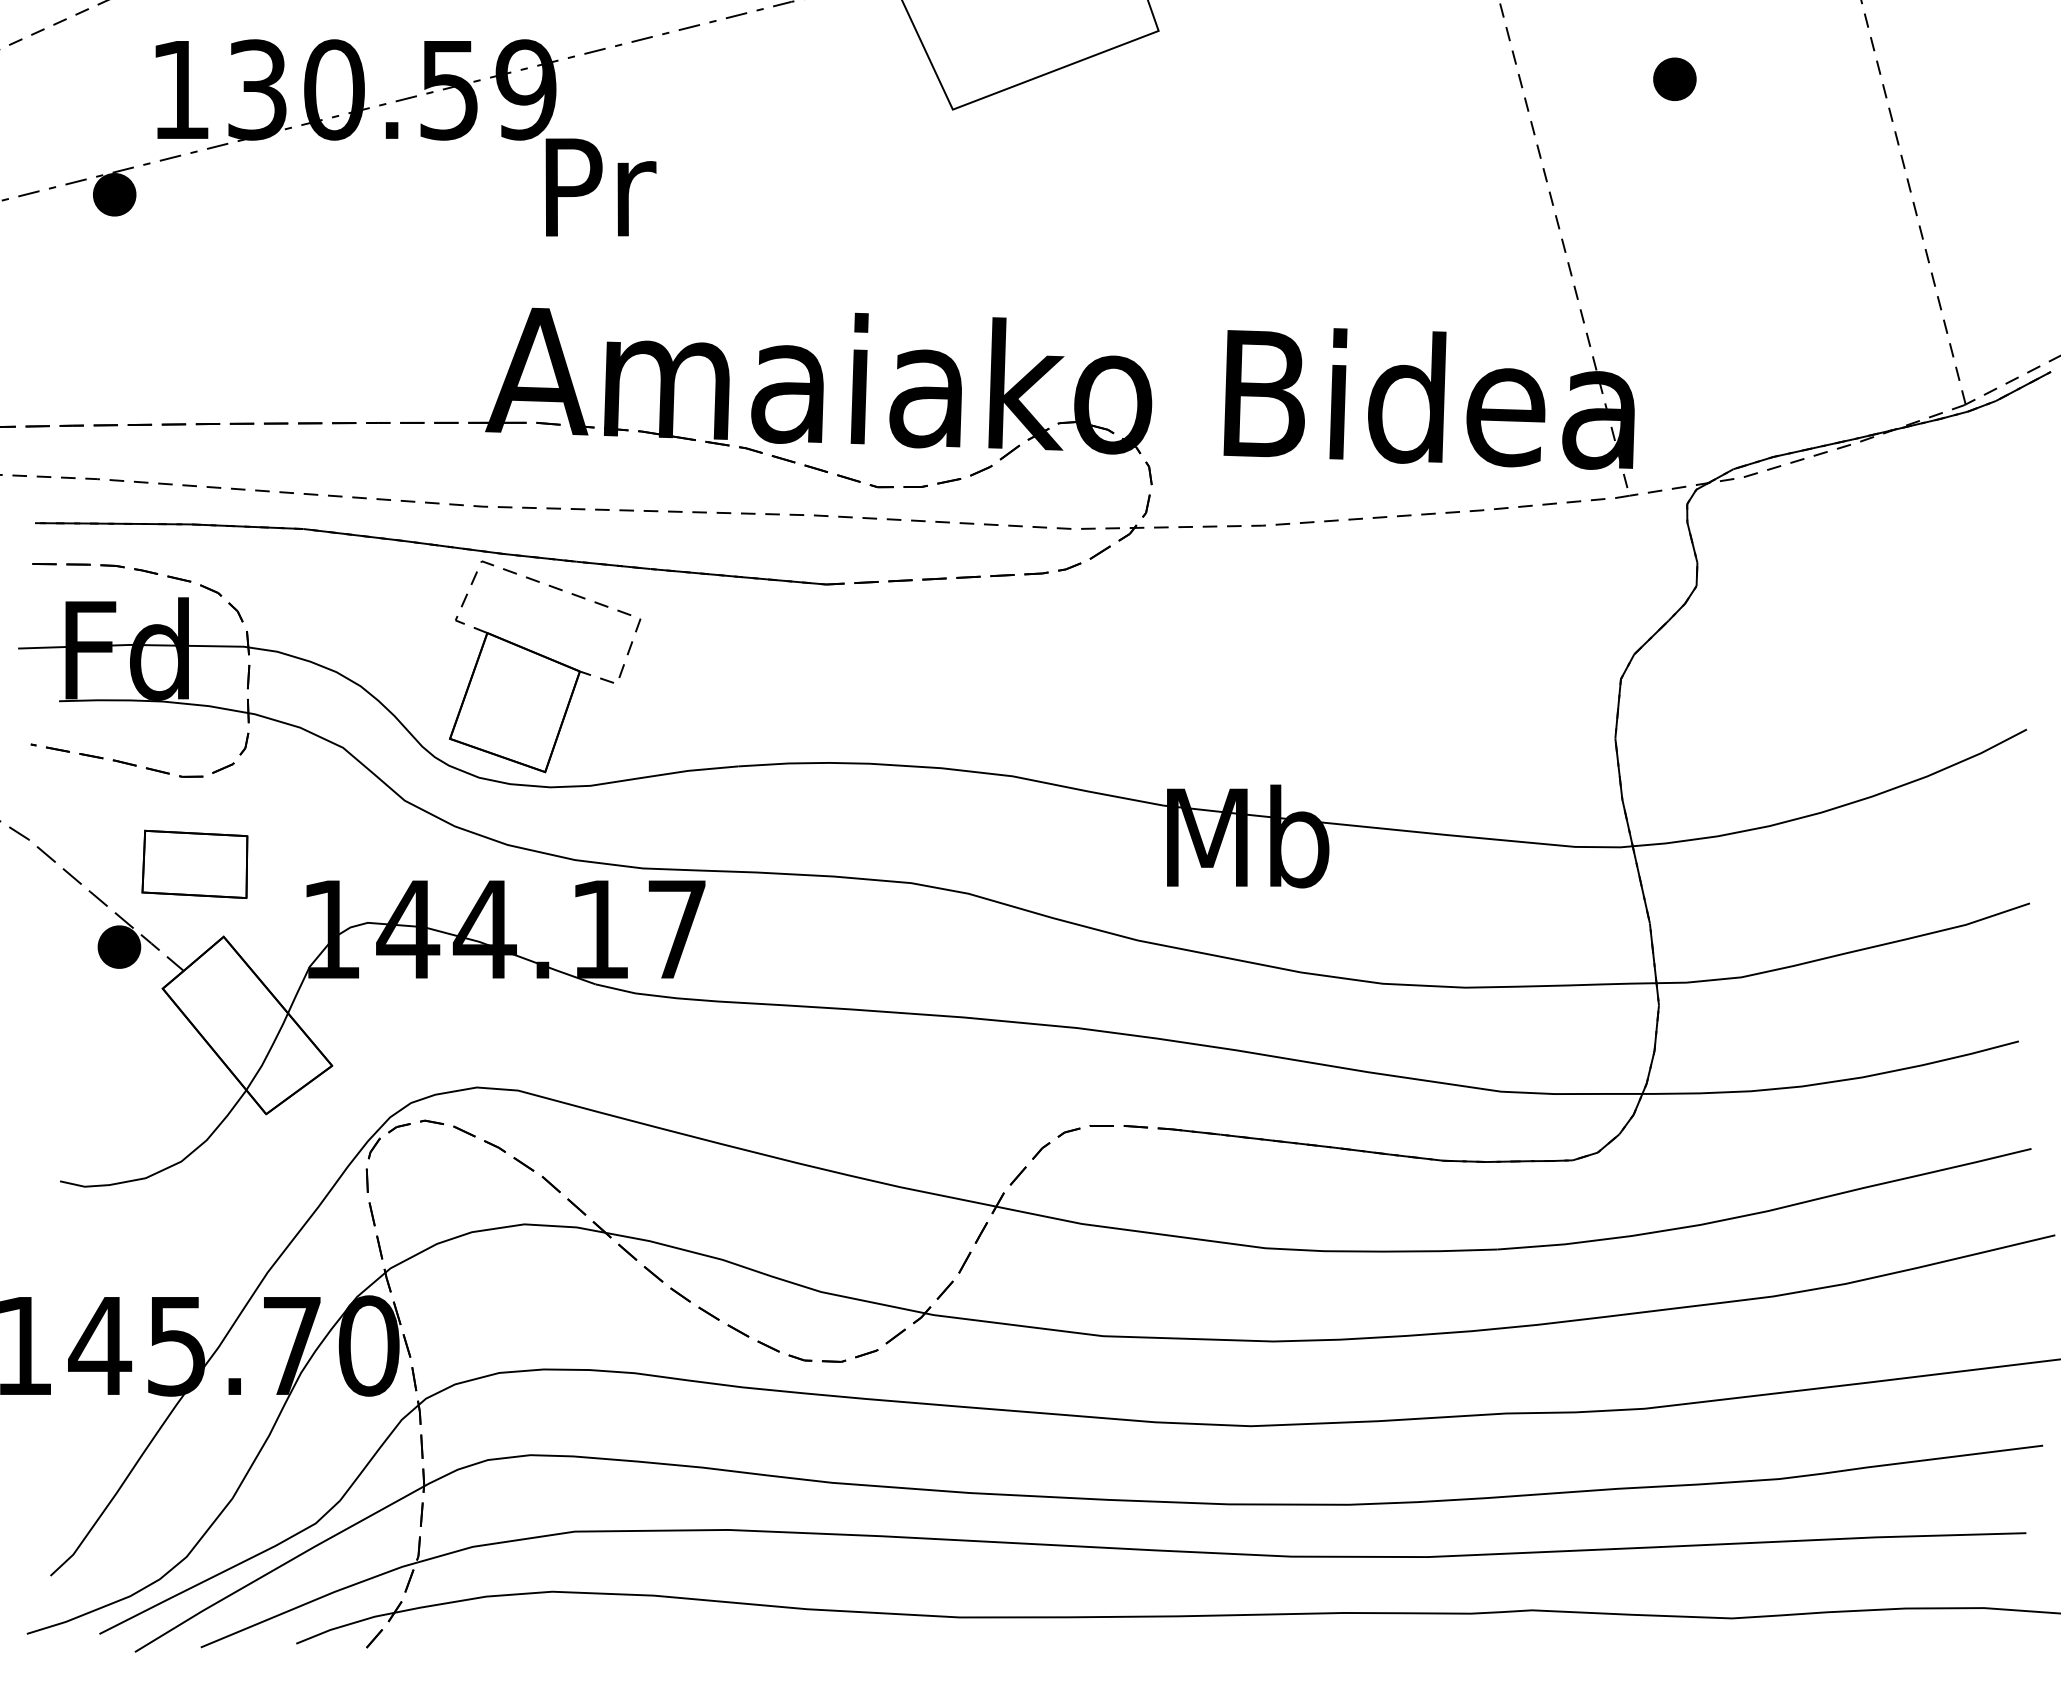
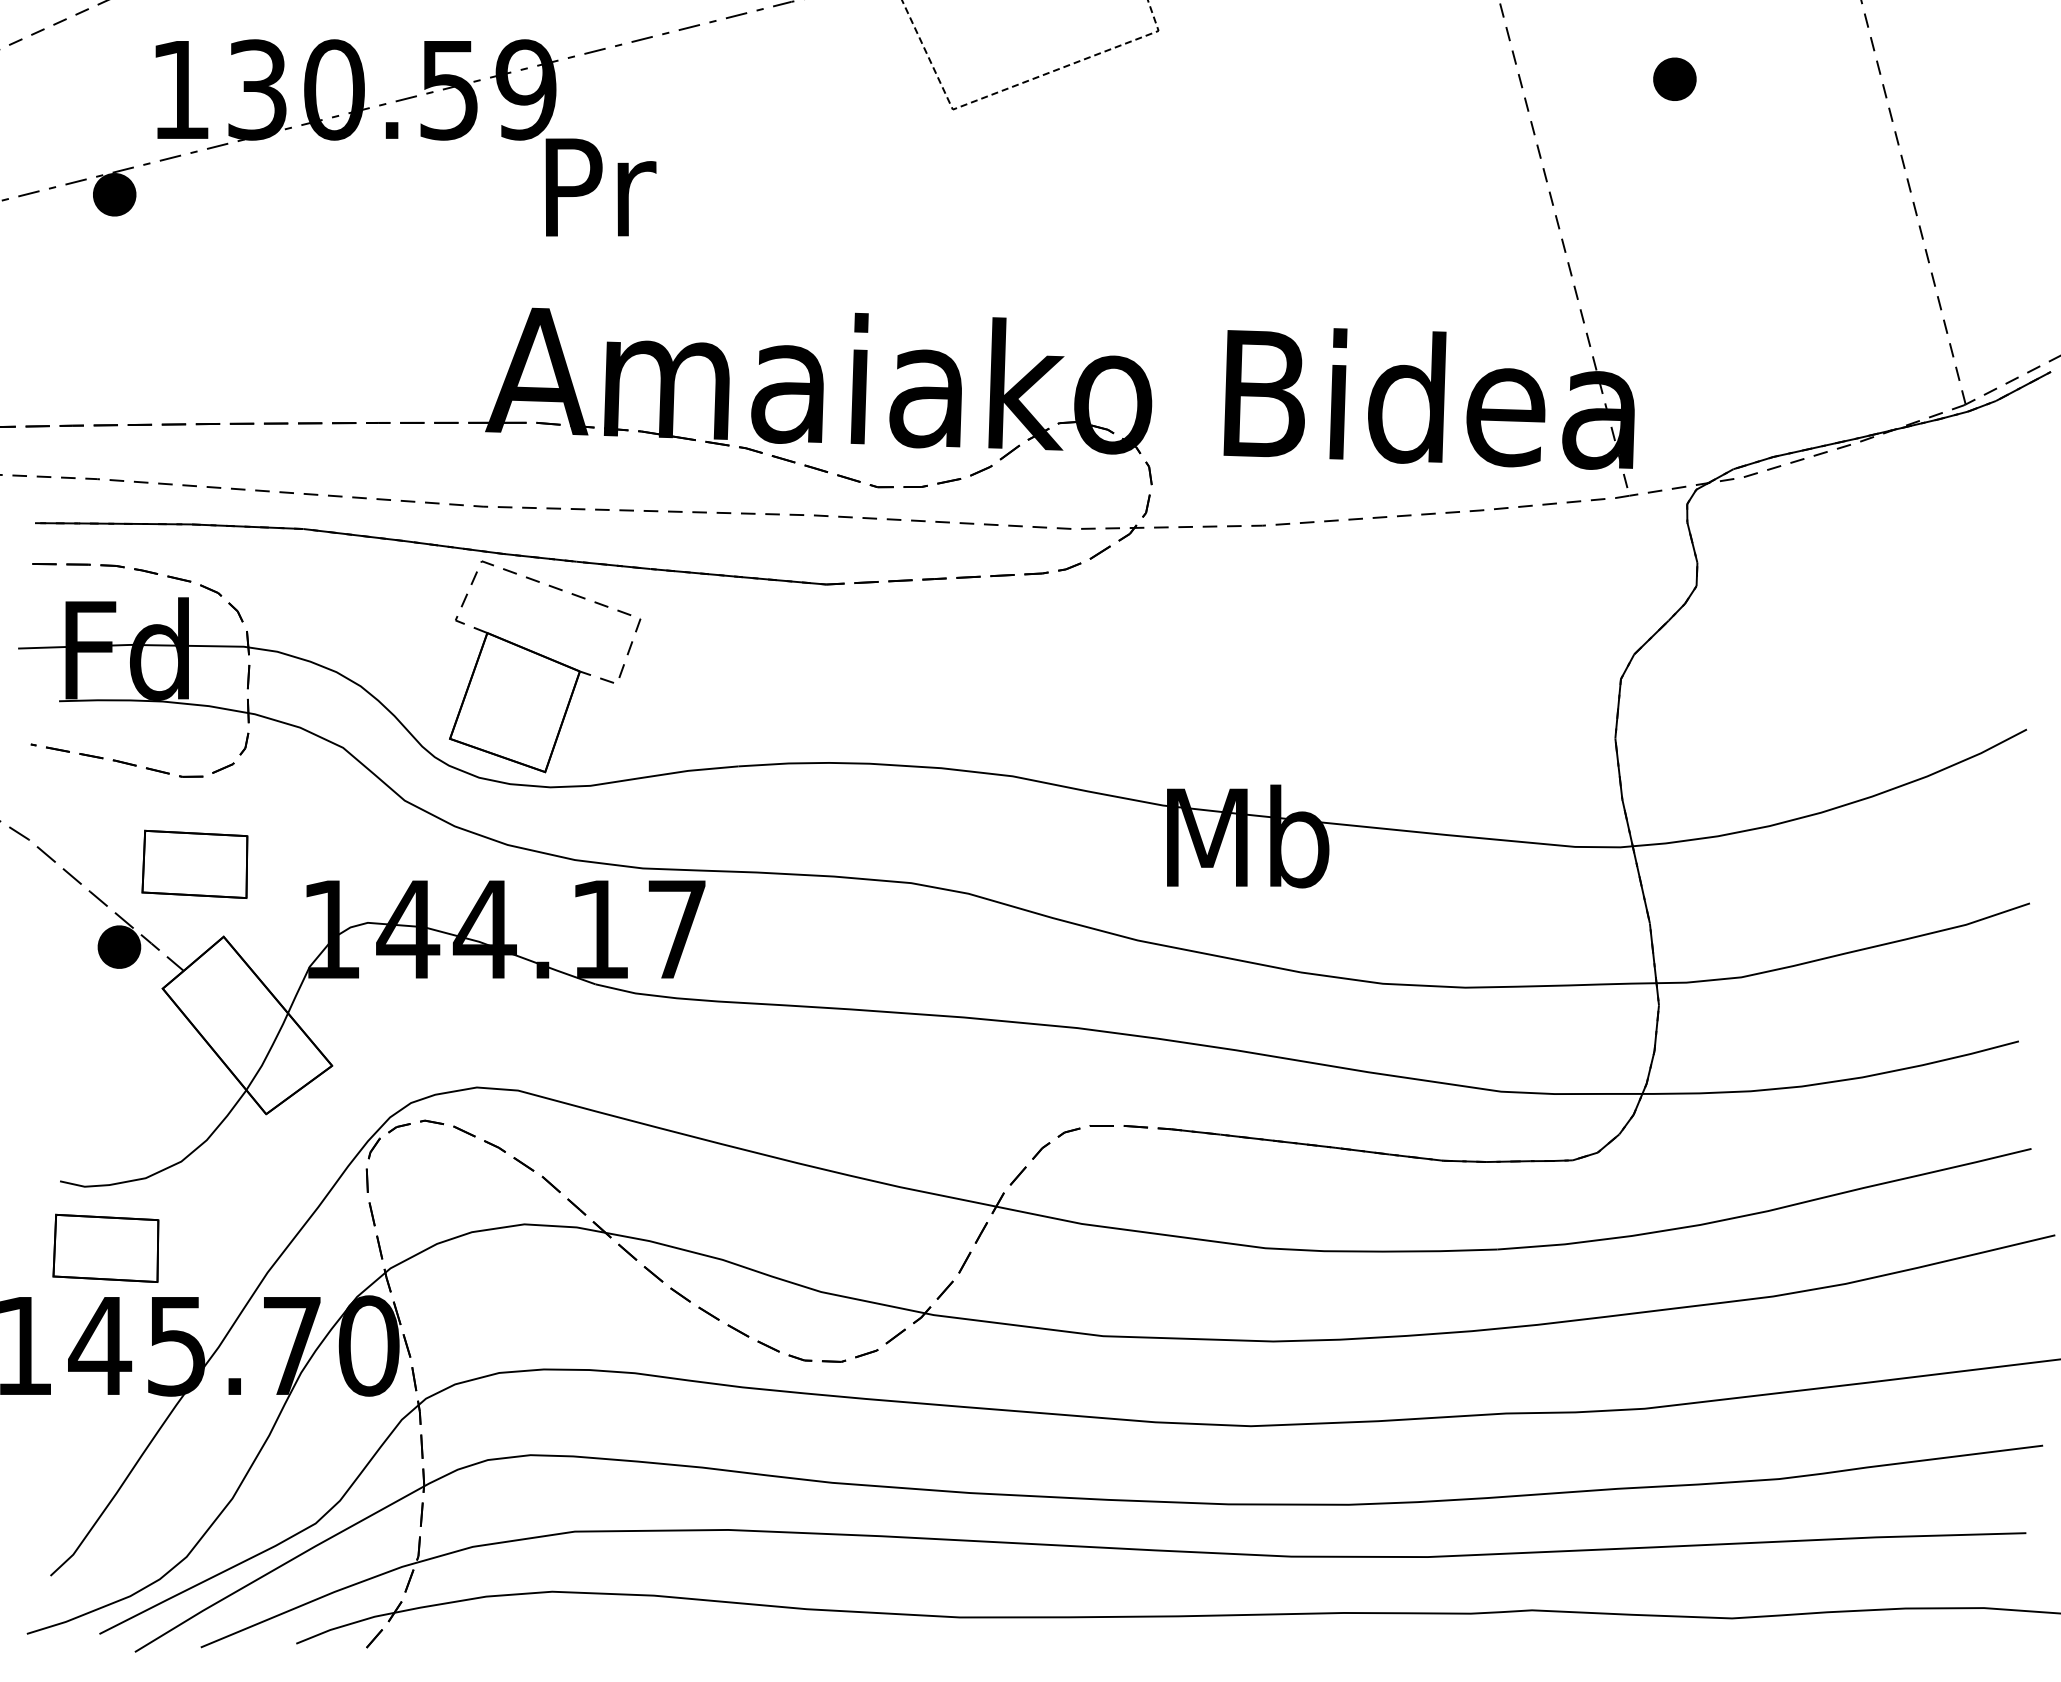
line: solid -> dashed (1014, 86)
part: none -> present (105, 1247)
